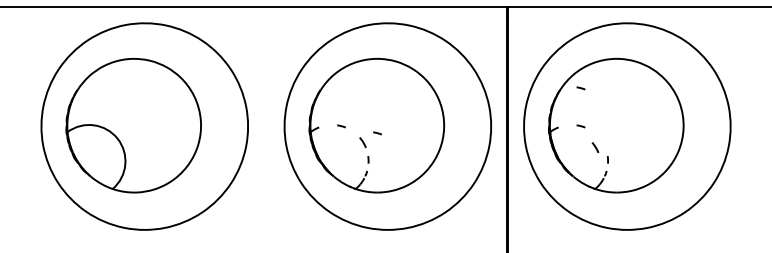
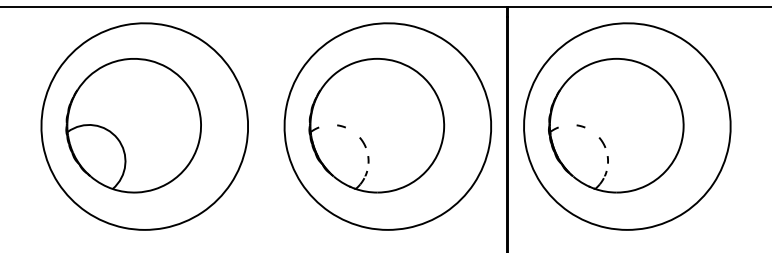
curve: present -> none (580, 88)
curve: present -> none (377, 133)
curve position: (595, 147) -> (602, 142) (602, 142)
